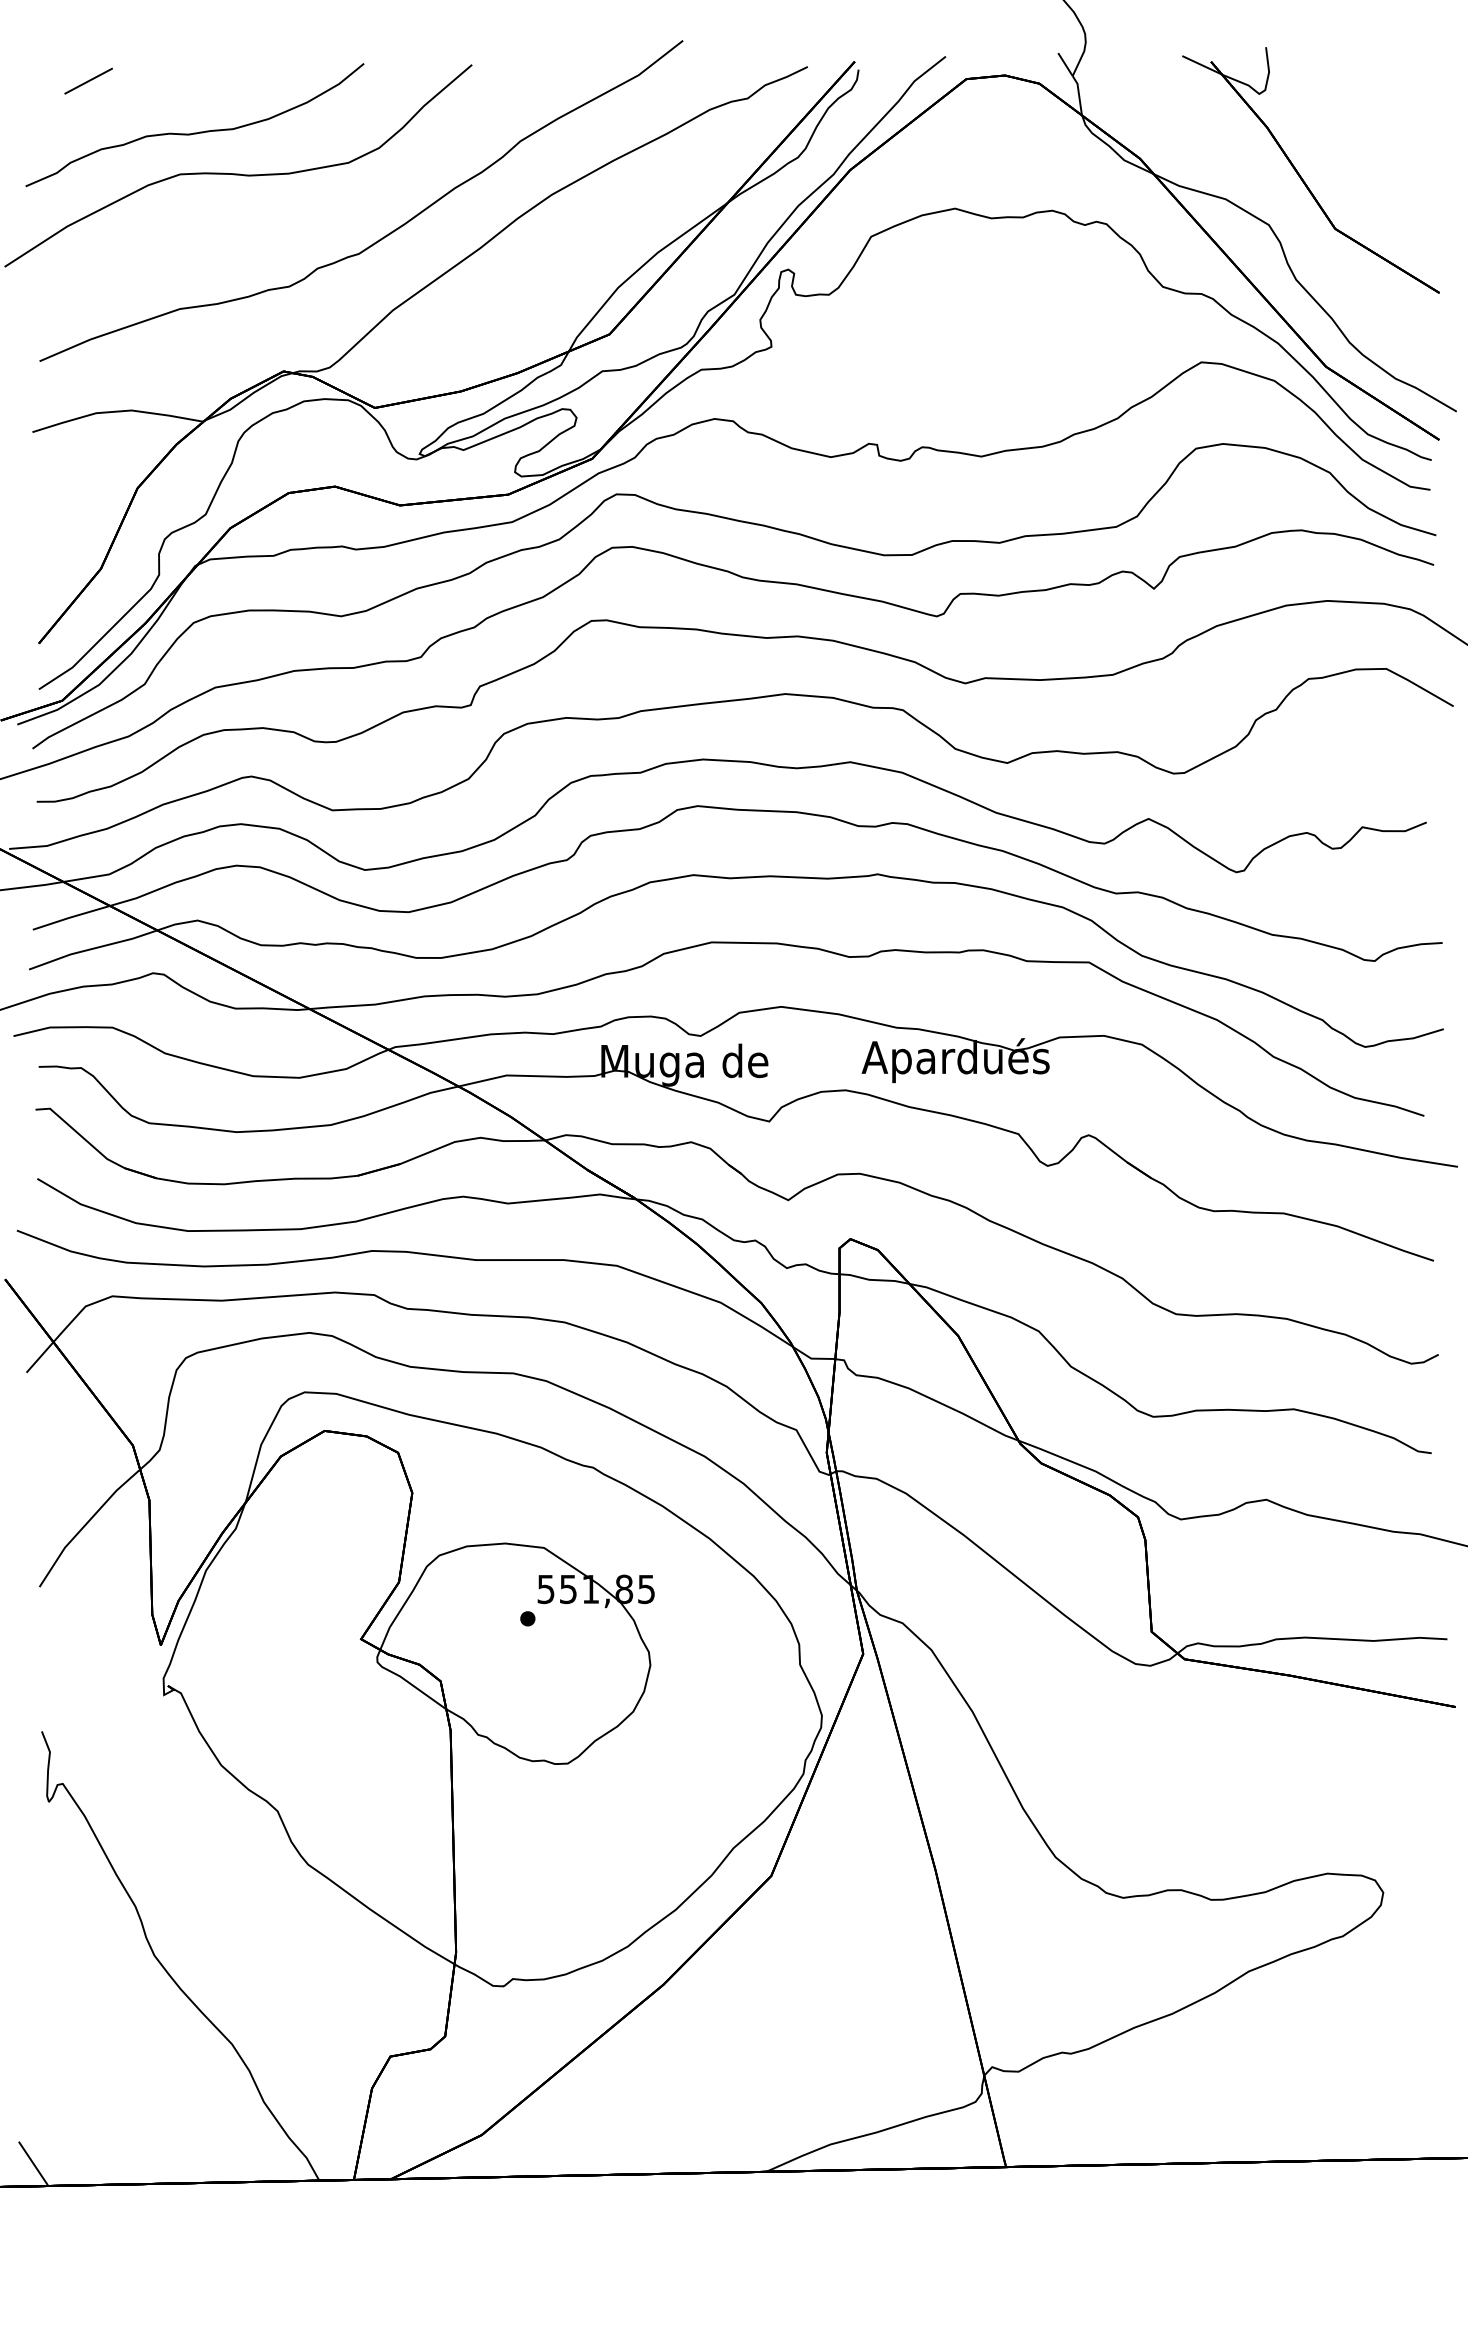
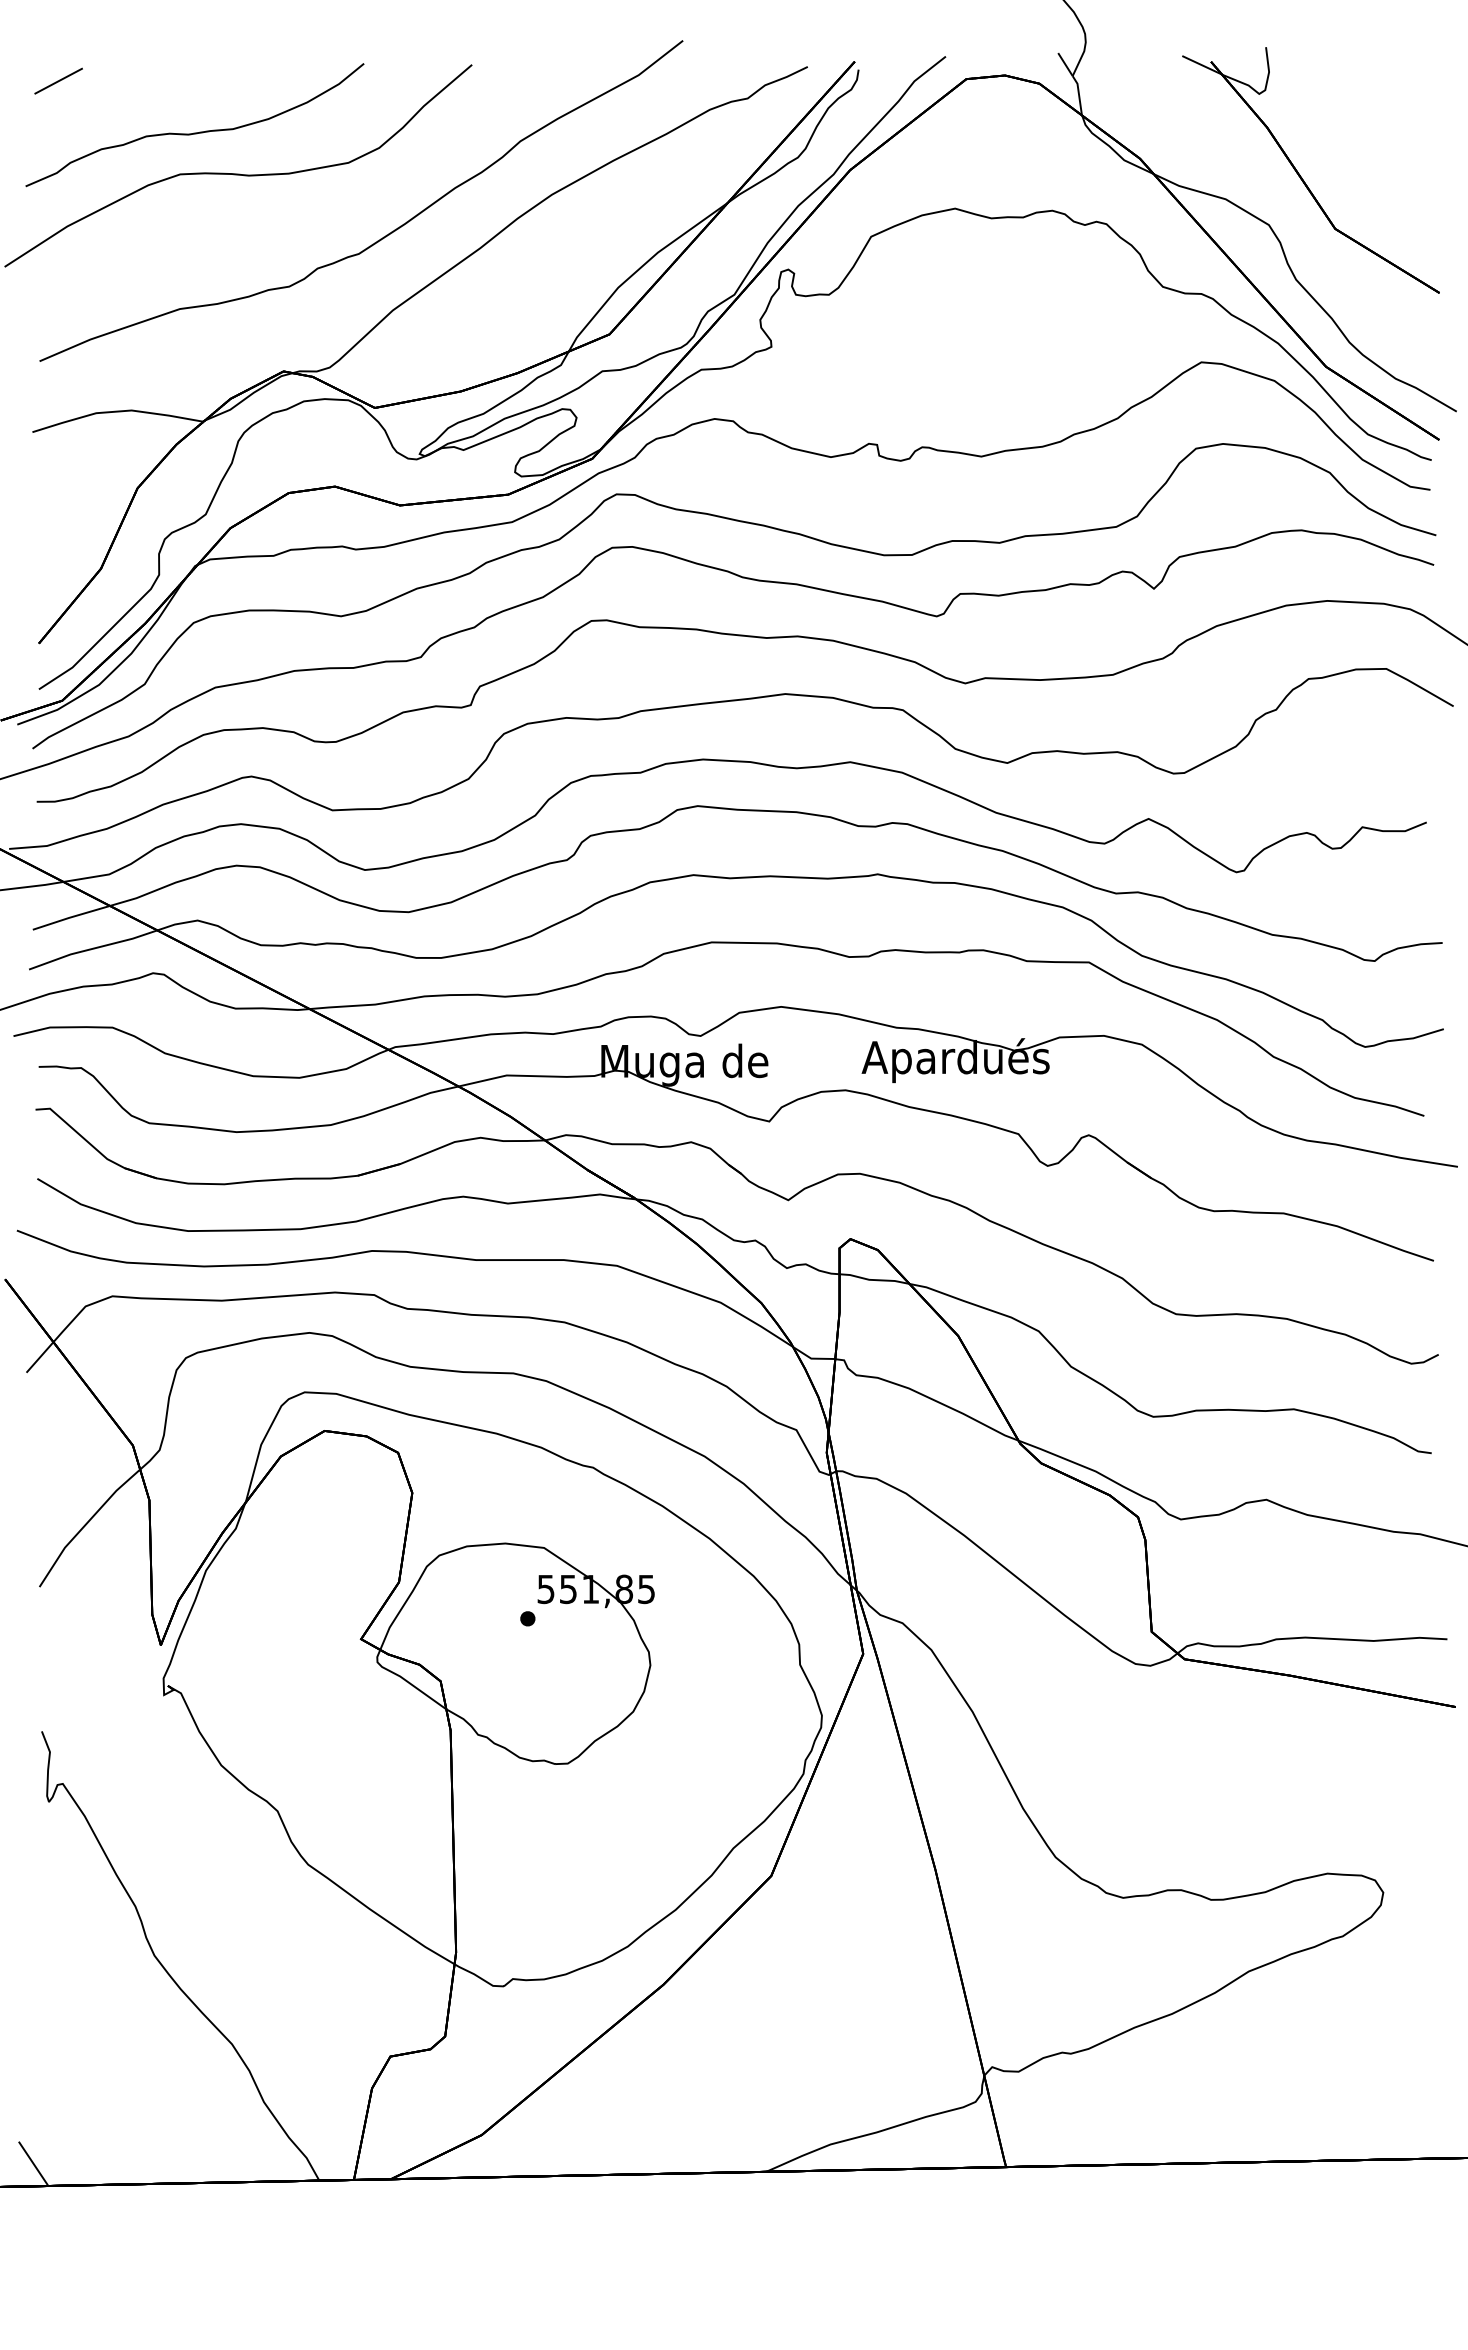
line position: (88, 80) -> (58, 80) (58, 80)
